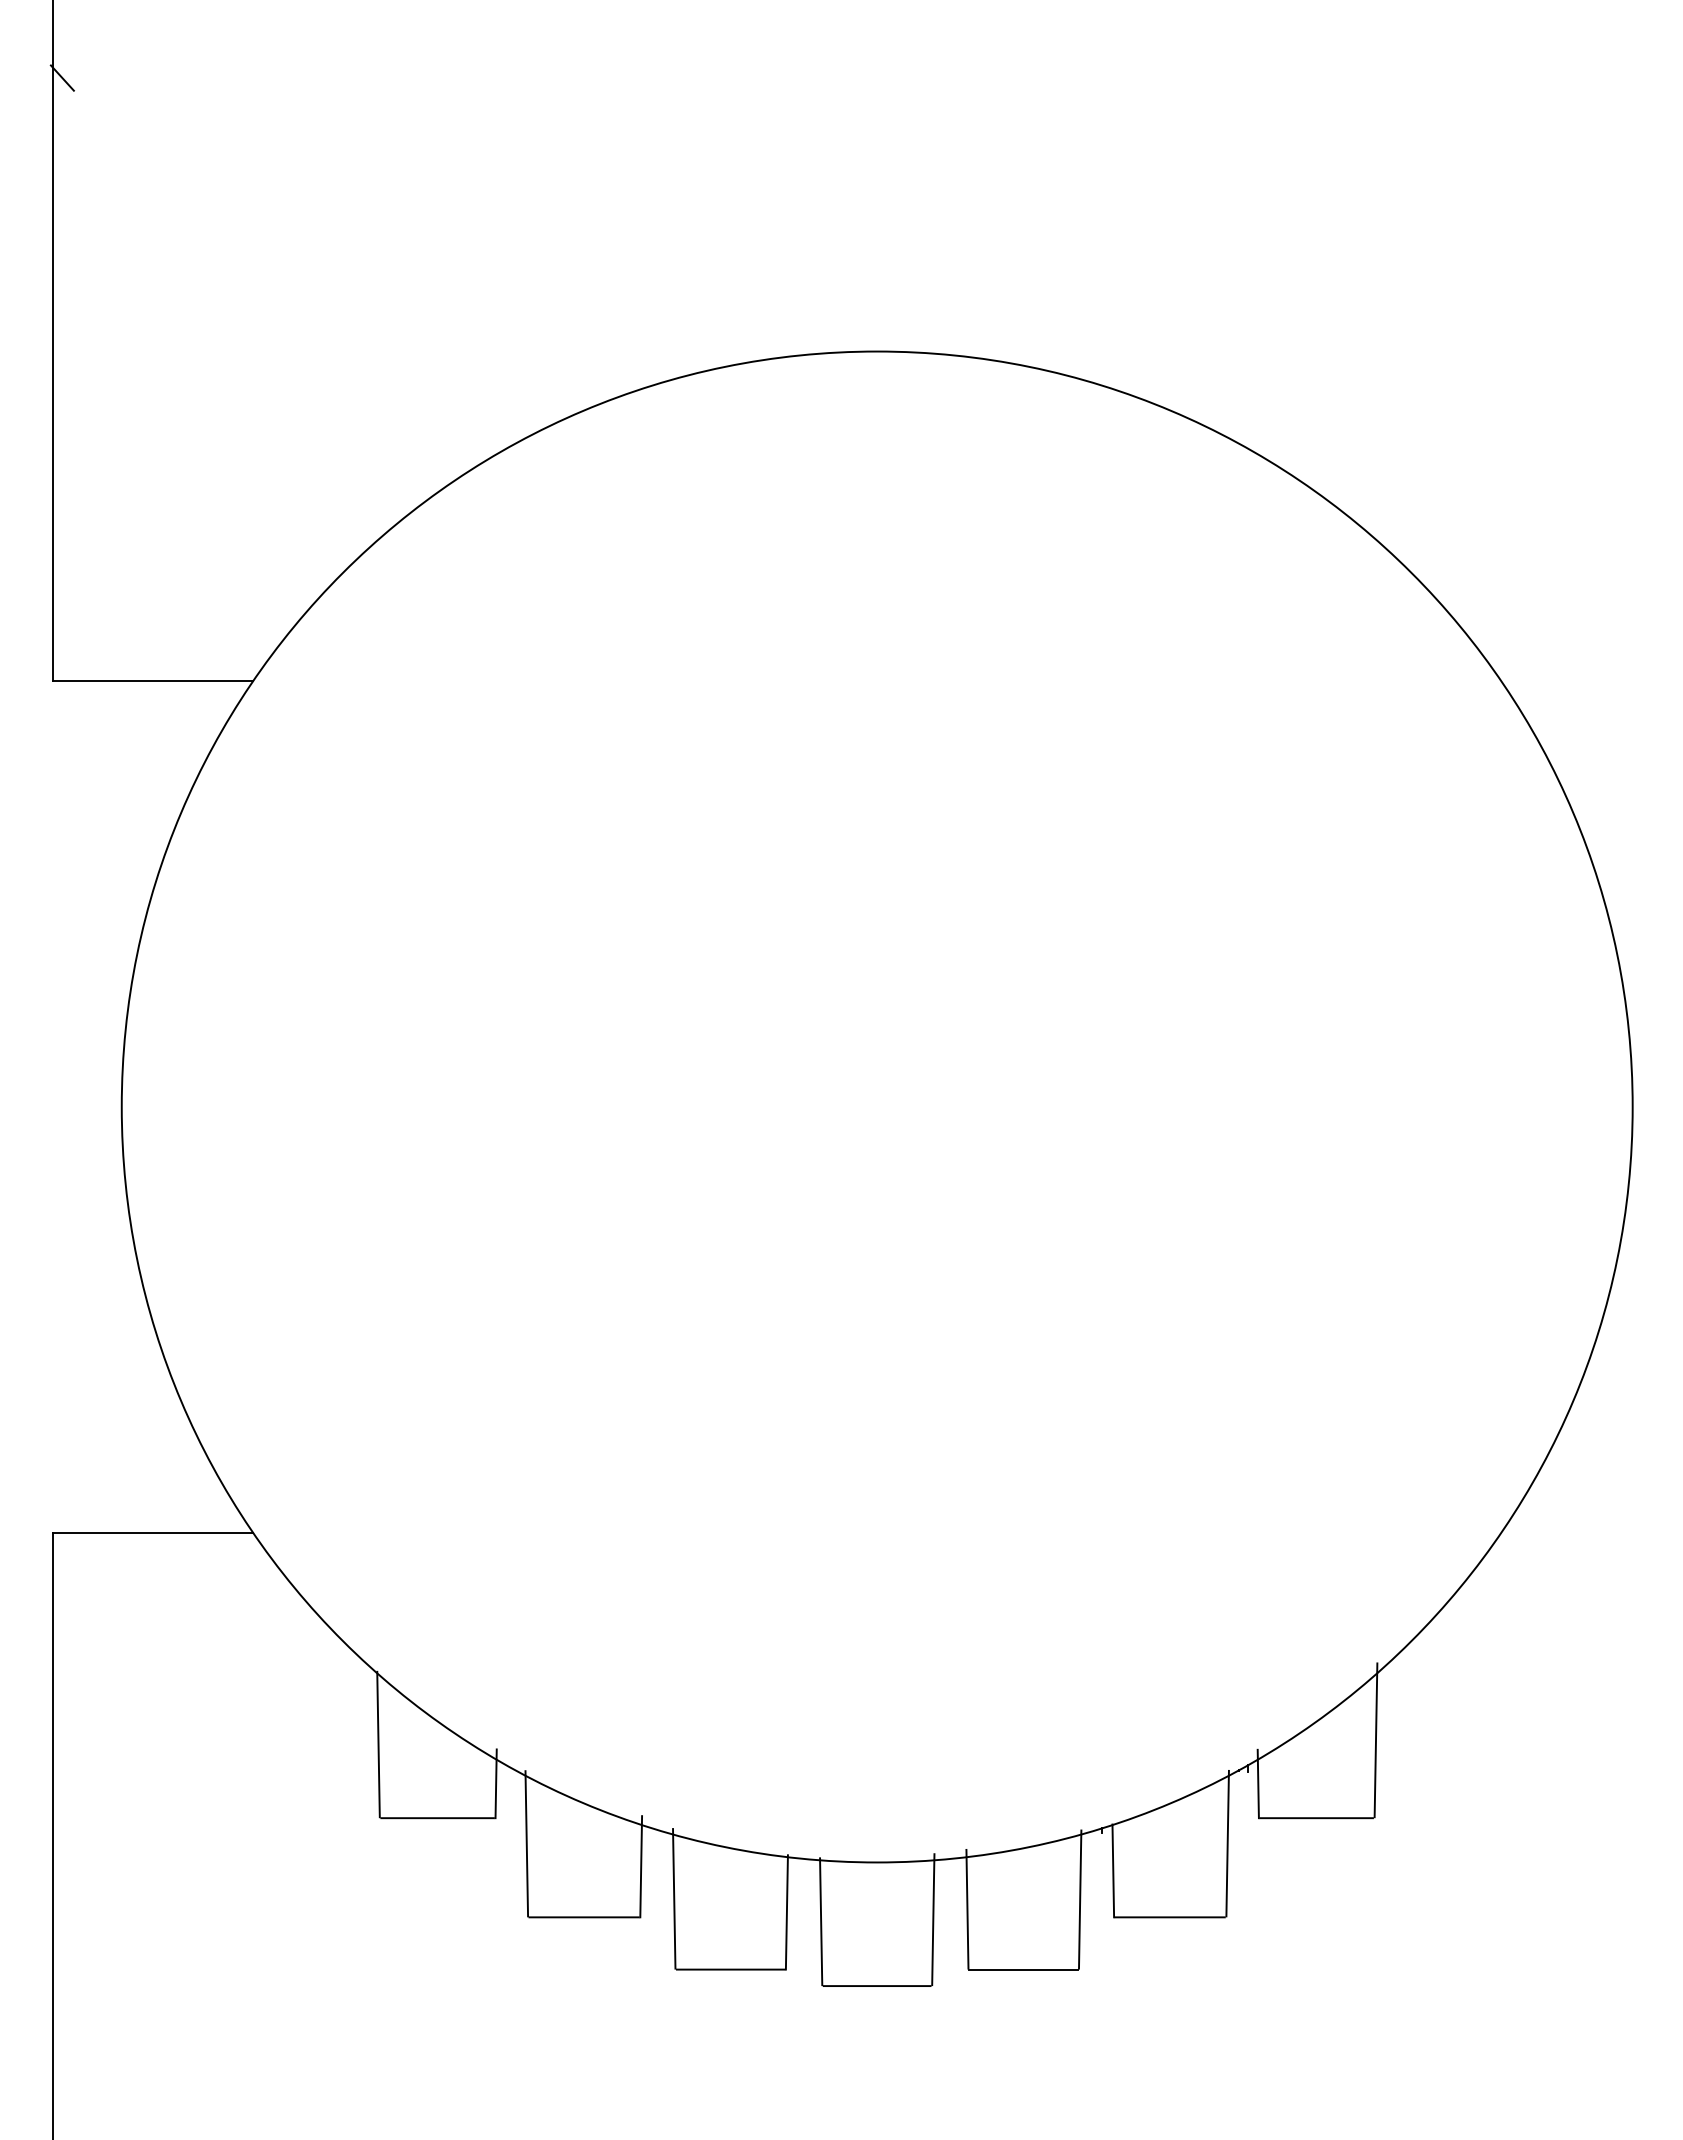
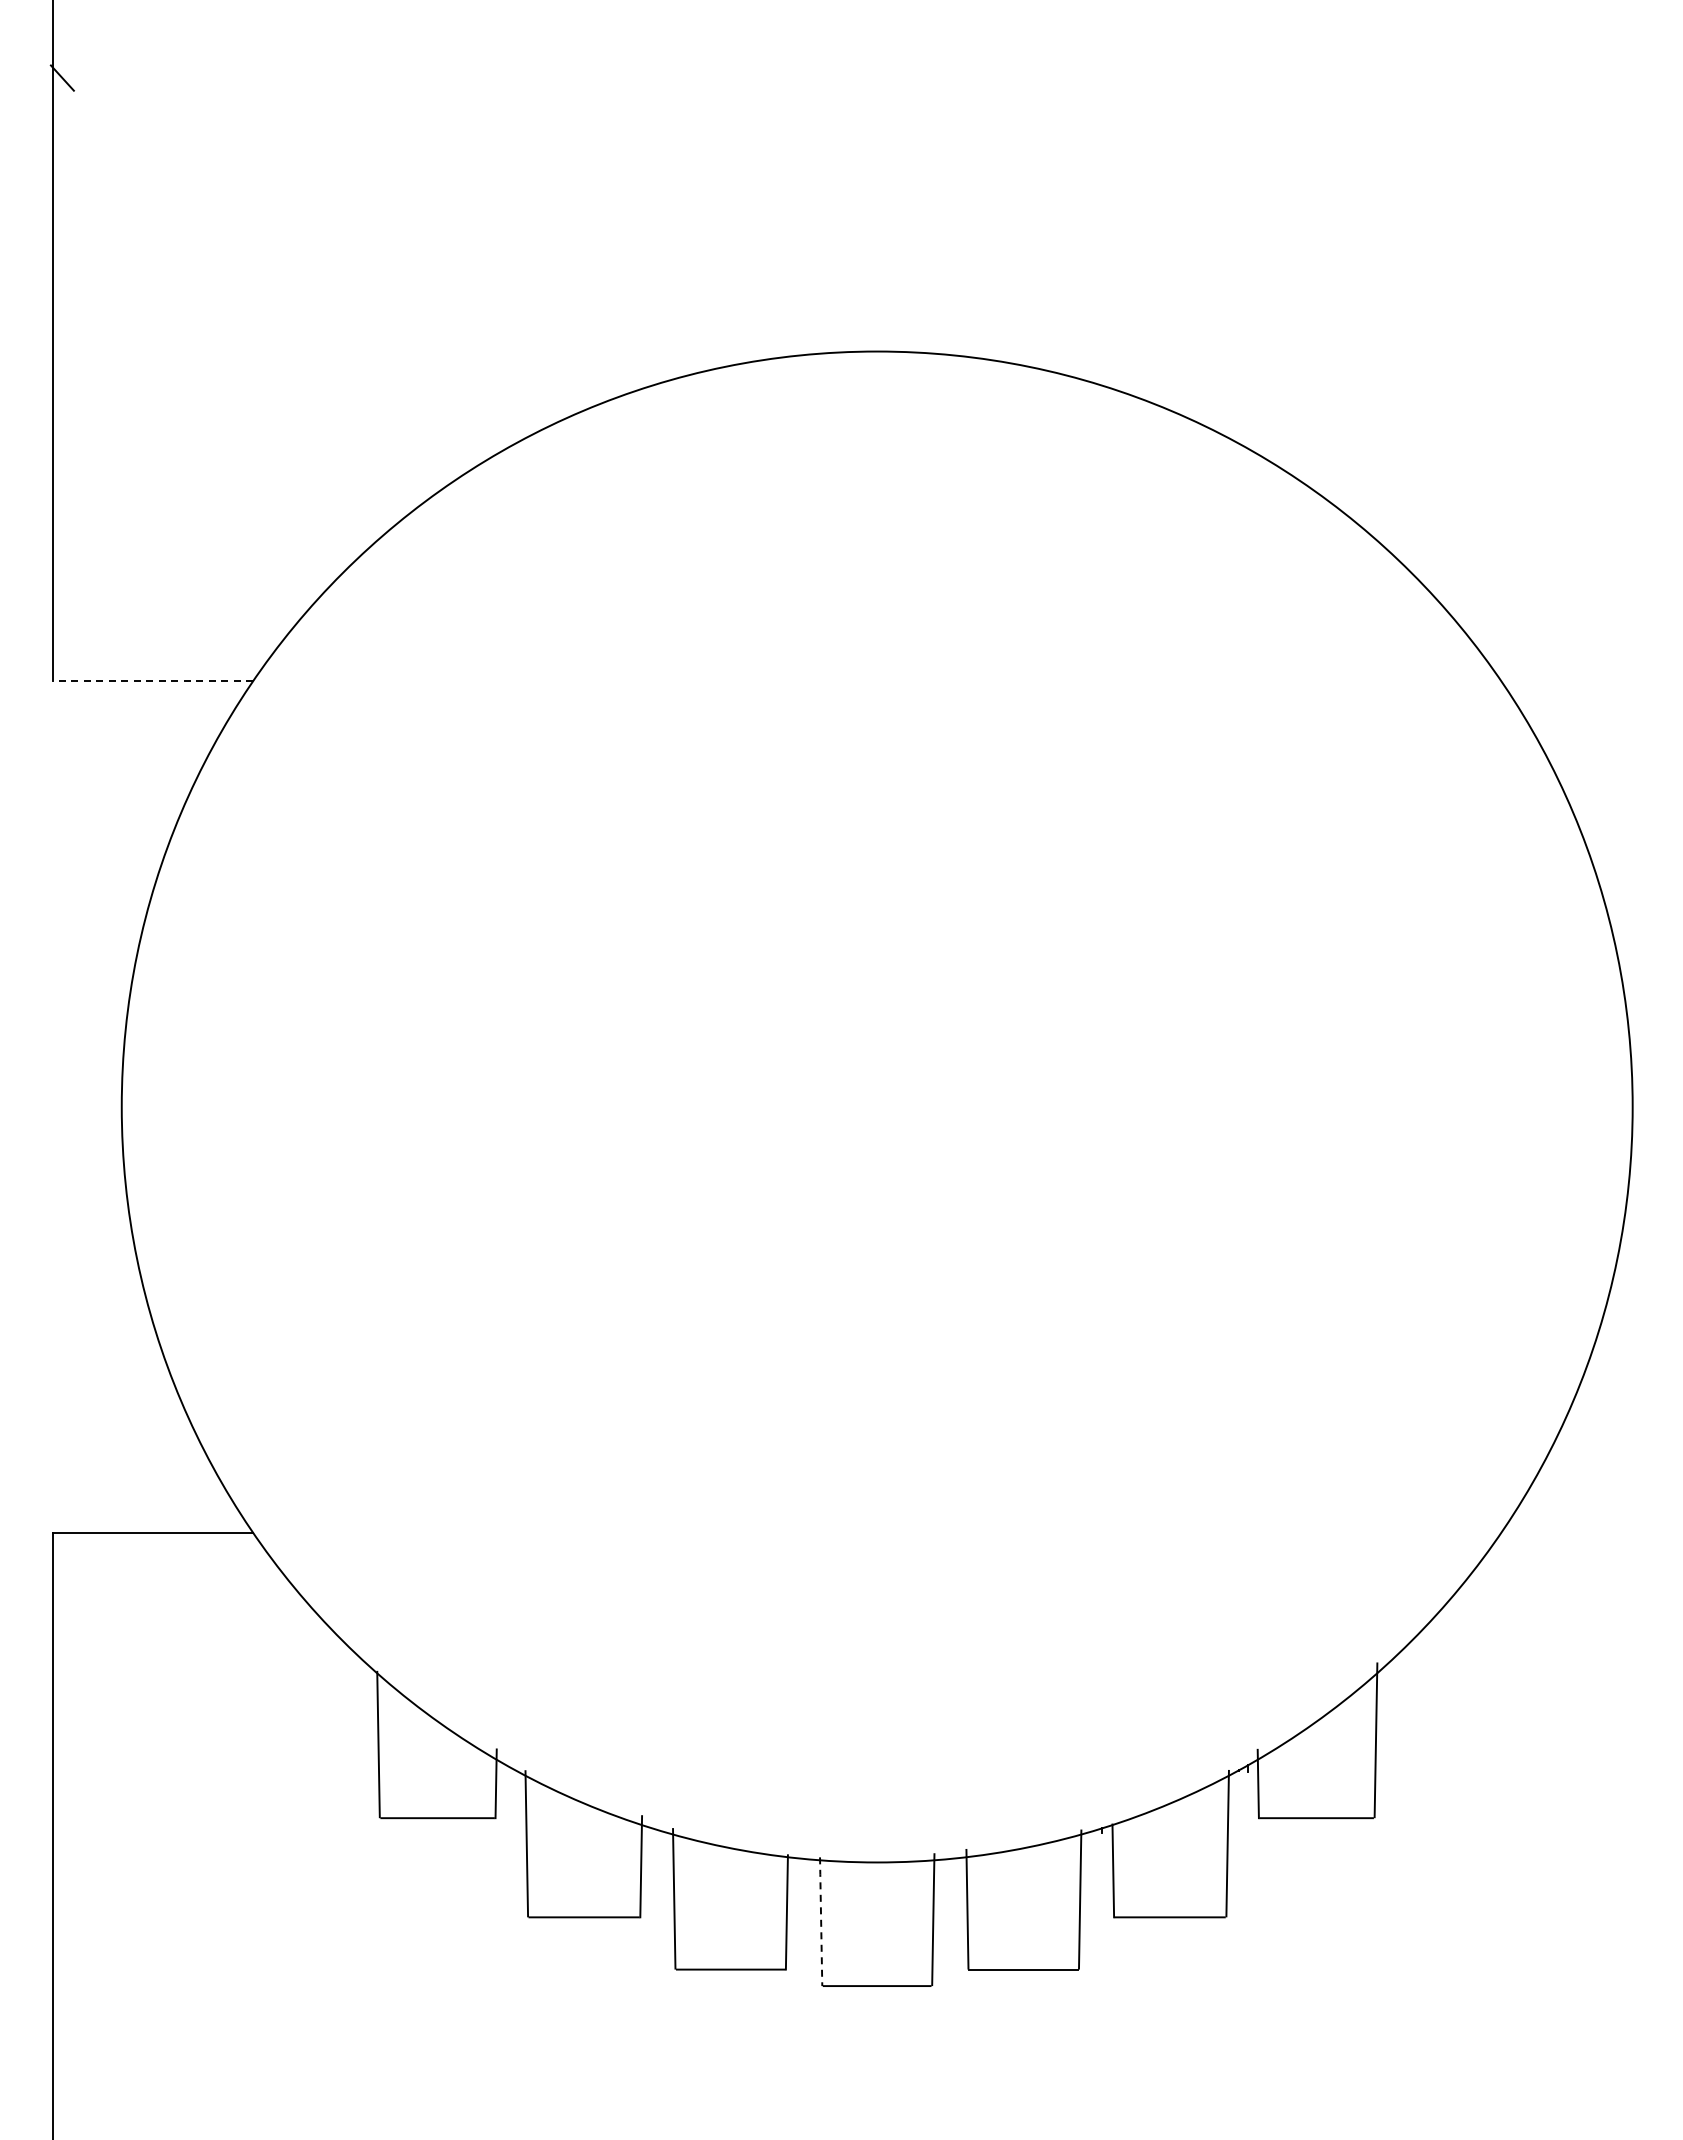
line: solid -> dashed (152, 681)
line: solid -> dashed (821, 1921)
